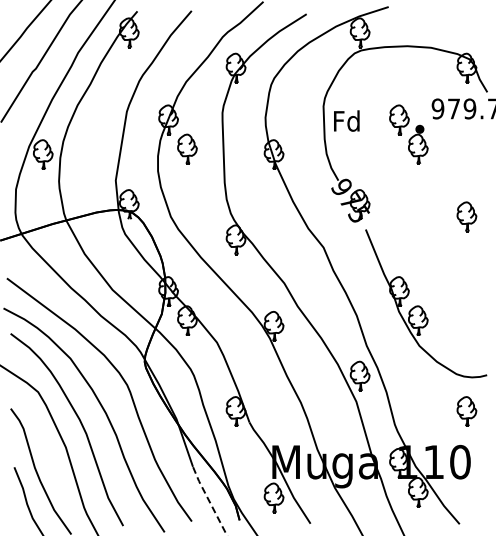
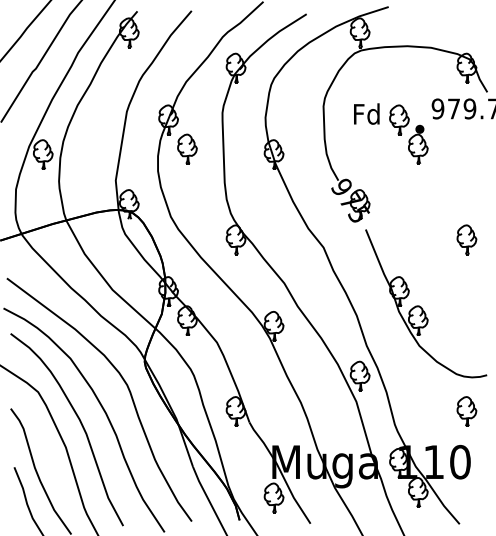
text position: (346, 120) -> (366, 113) (366, 113)
part position: (466, 216) -> (466, 239) (466, 239)
line: dashed -> solid (209, 500)
